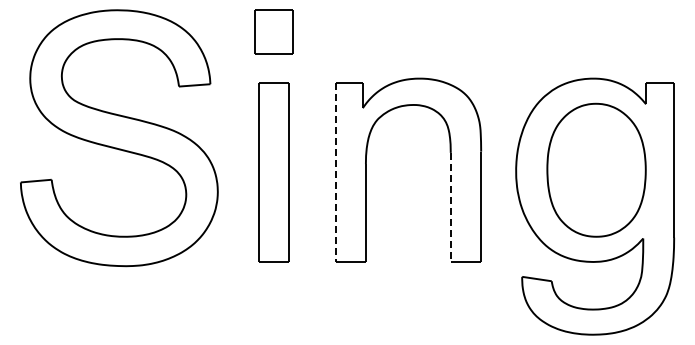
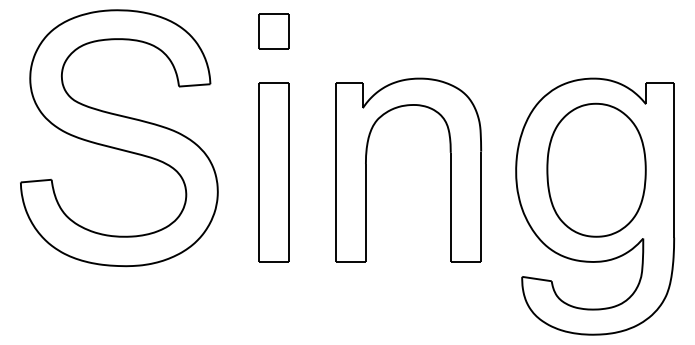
part size: 40x46 px -> 32x37 px (273, 31)
line: dashed -> solid (335, 172)
line: dashed -> solid (450, 207)
